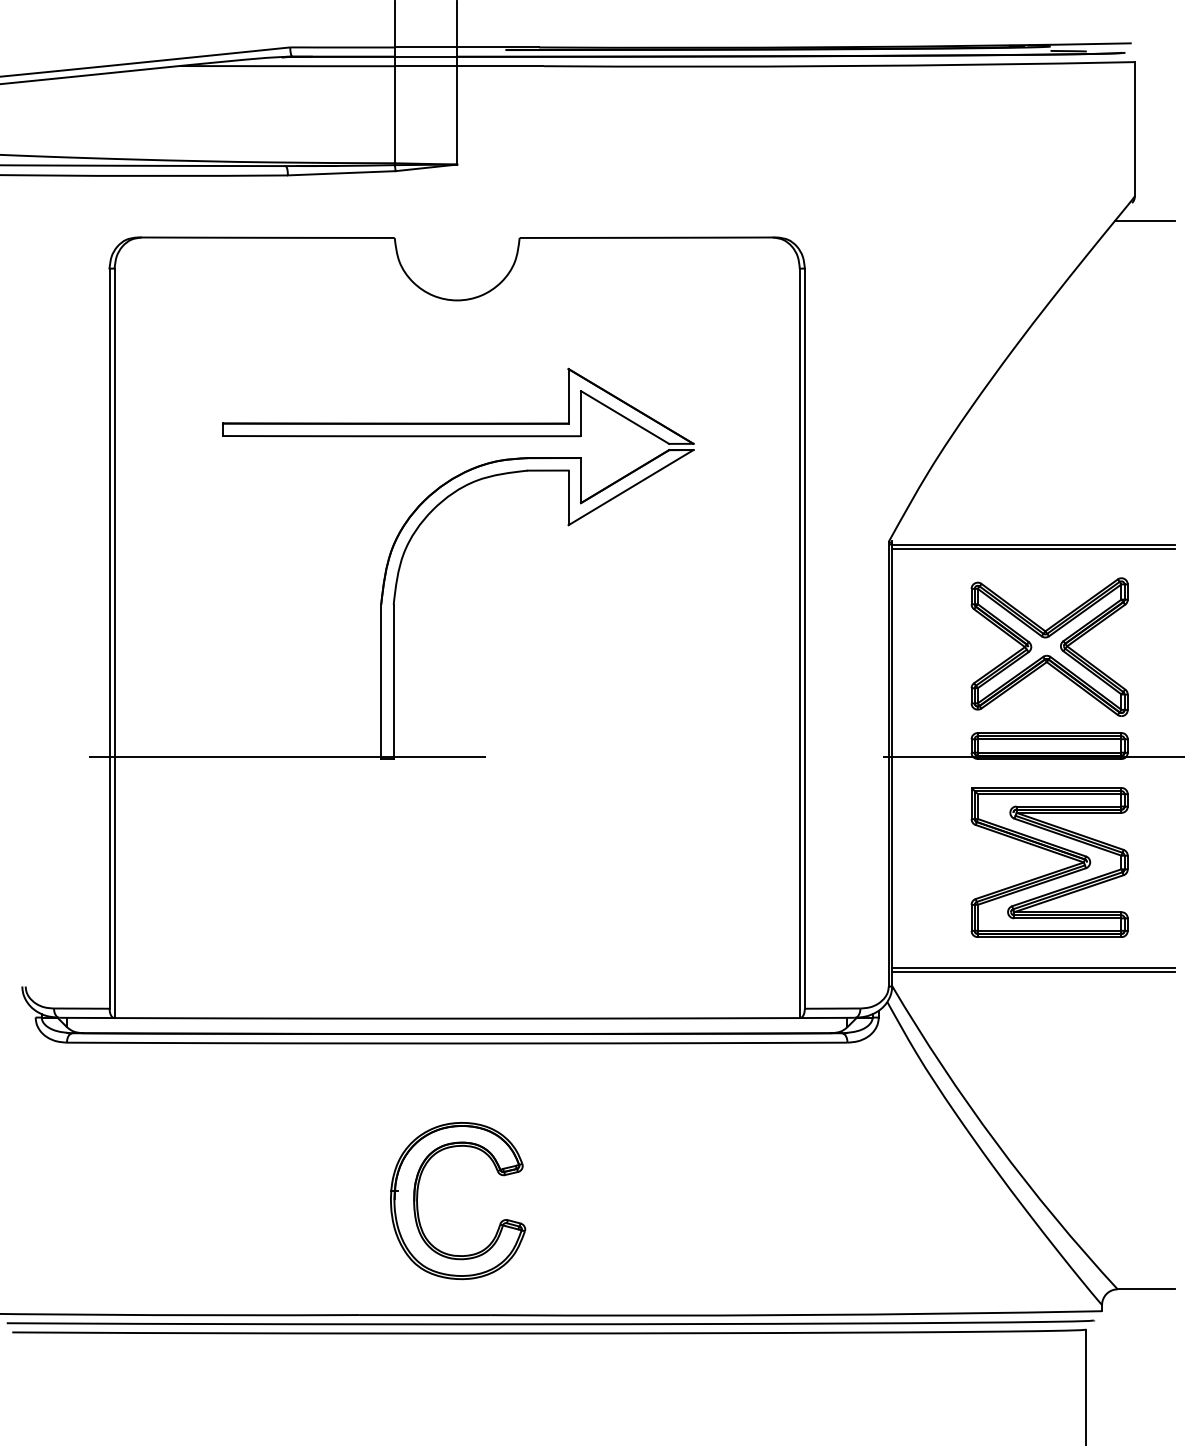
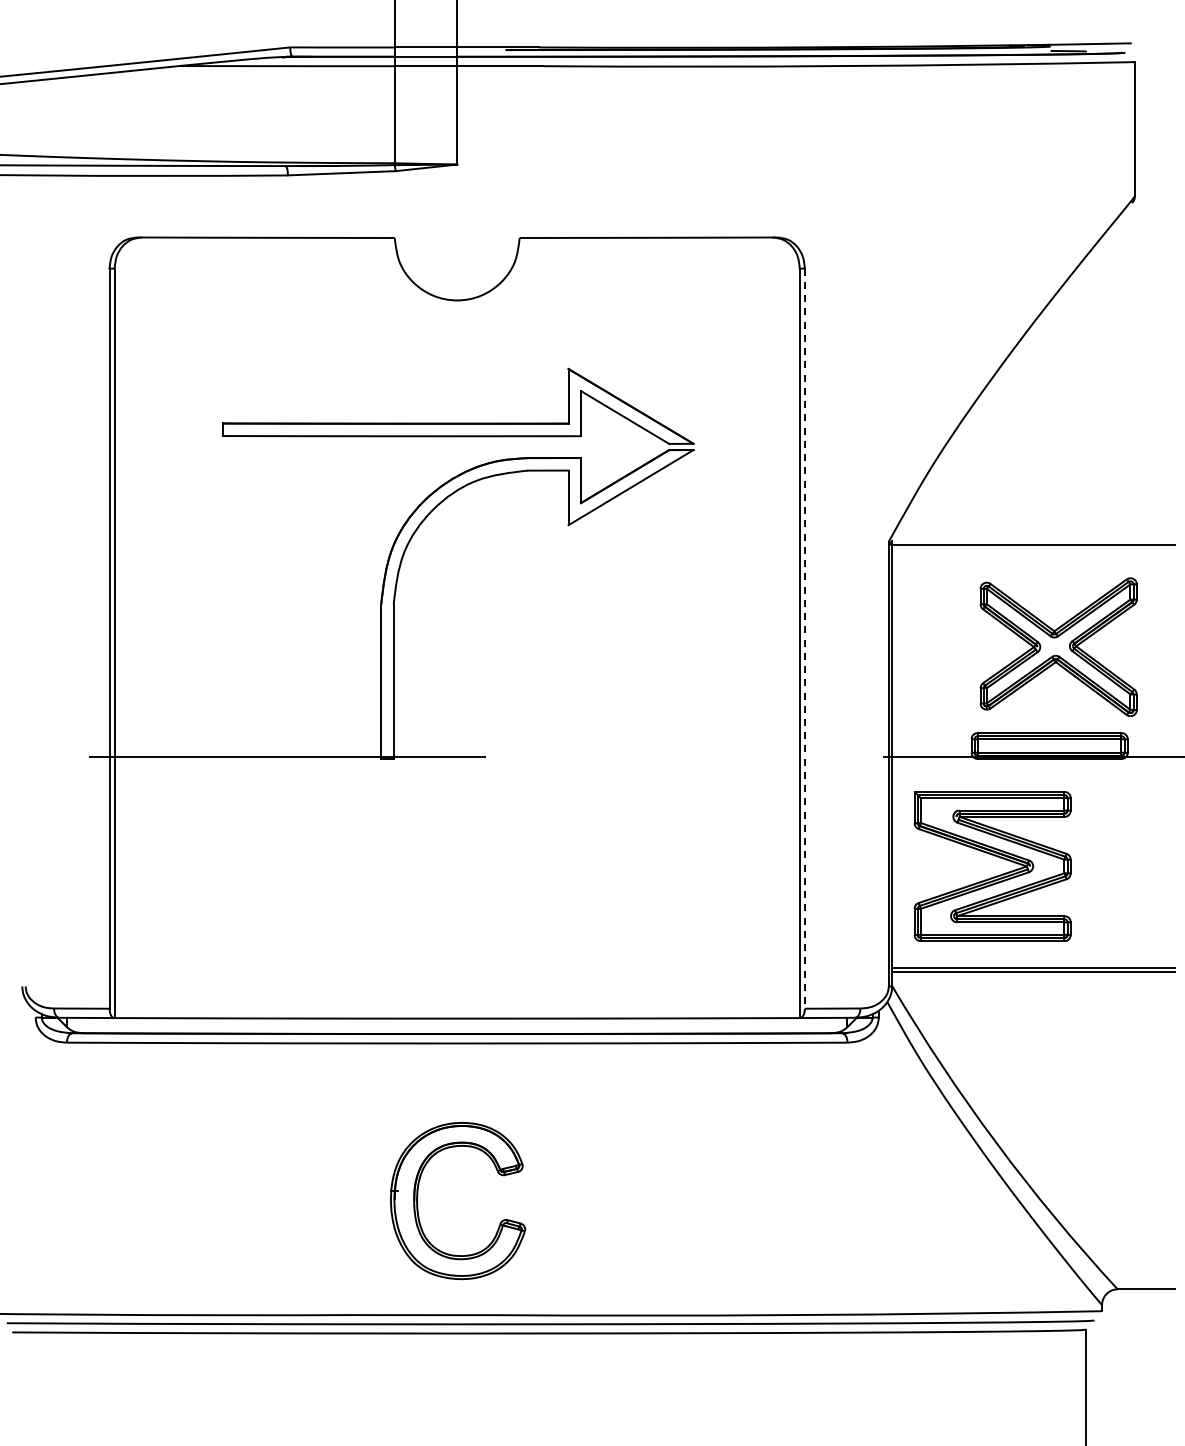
line: present -> none (1144, 221)
line: present -> none (1033, 548)
line: solid -> dashed (804, 639)
part position: (1049, 646) -> (1058, 646) (1058, 646)
part position: (1053, 871) -> (996, 875) (996, 875)
